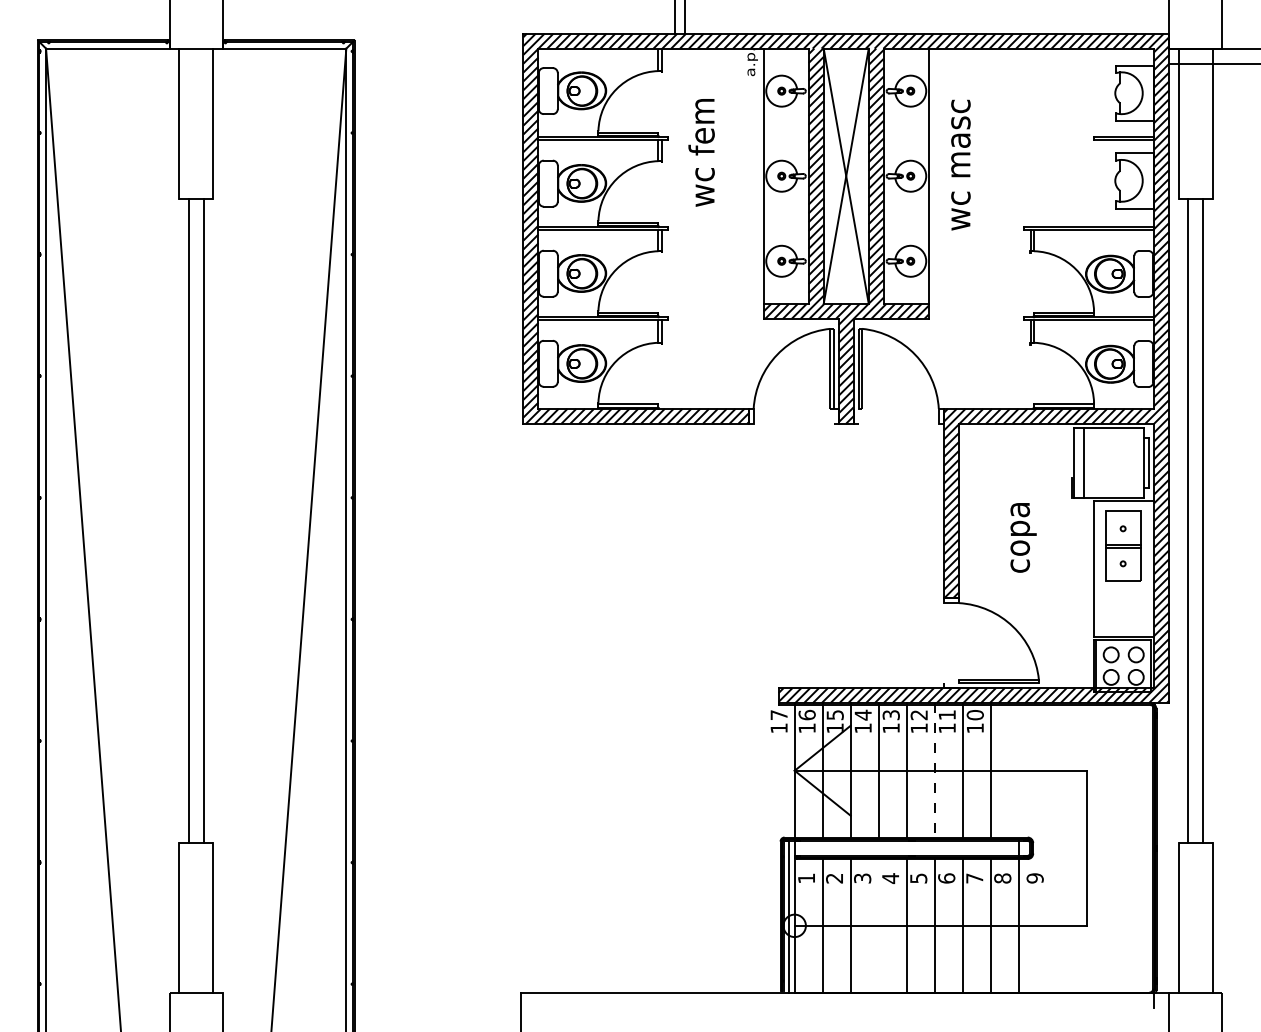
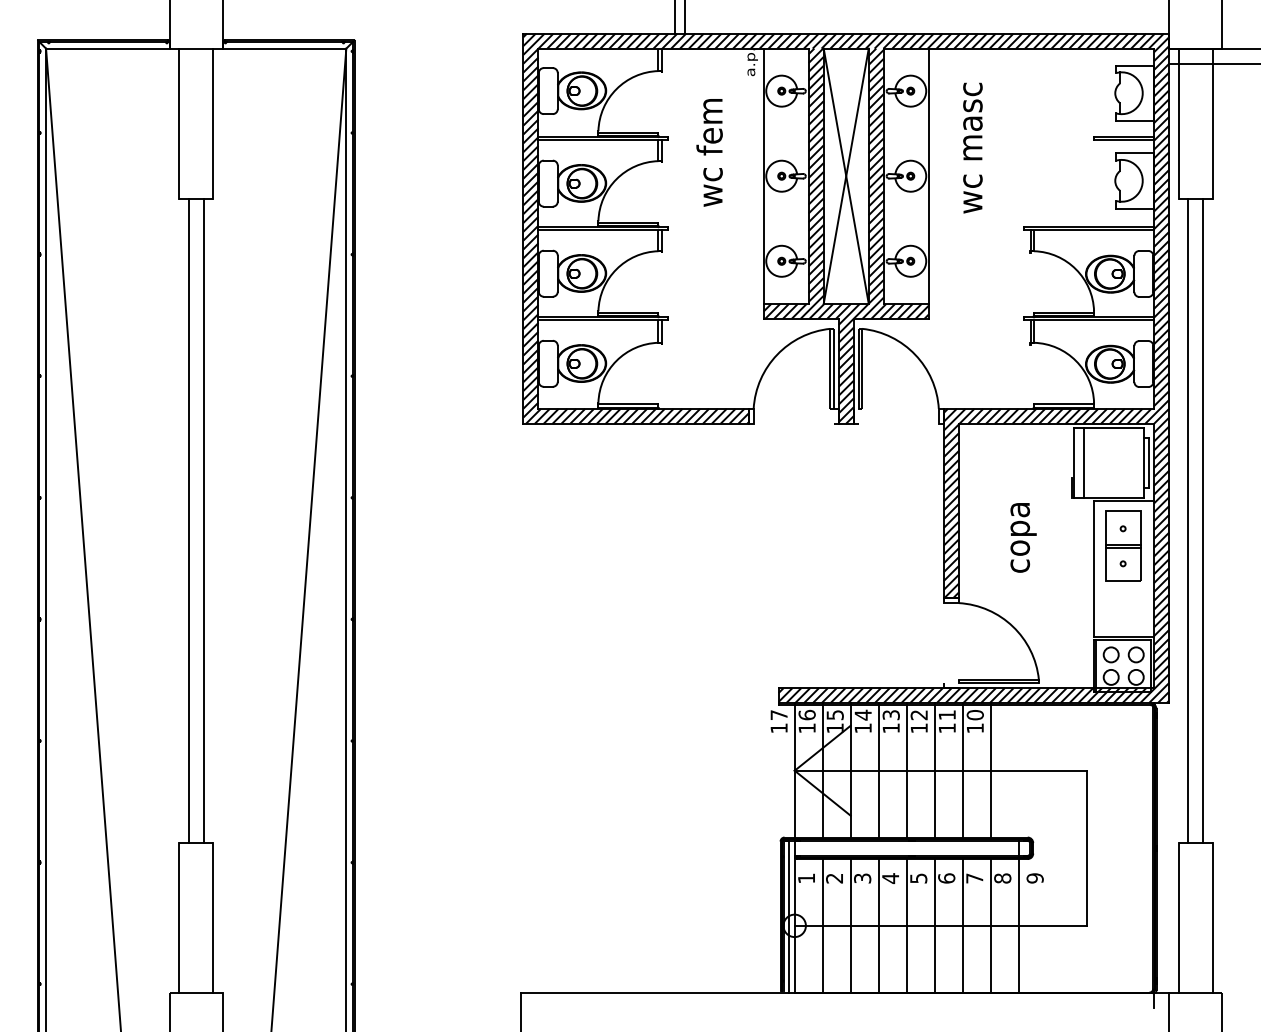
text position: (701, 152) -> (709, 152) (709, 152)
text position: (960, 164) -> (972, 147) (972, 147)
line: dashed -> solid (934, 770)
line: none -> present (878, 925)
